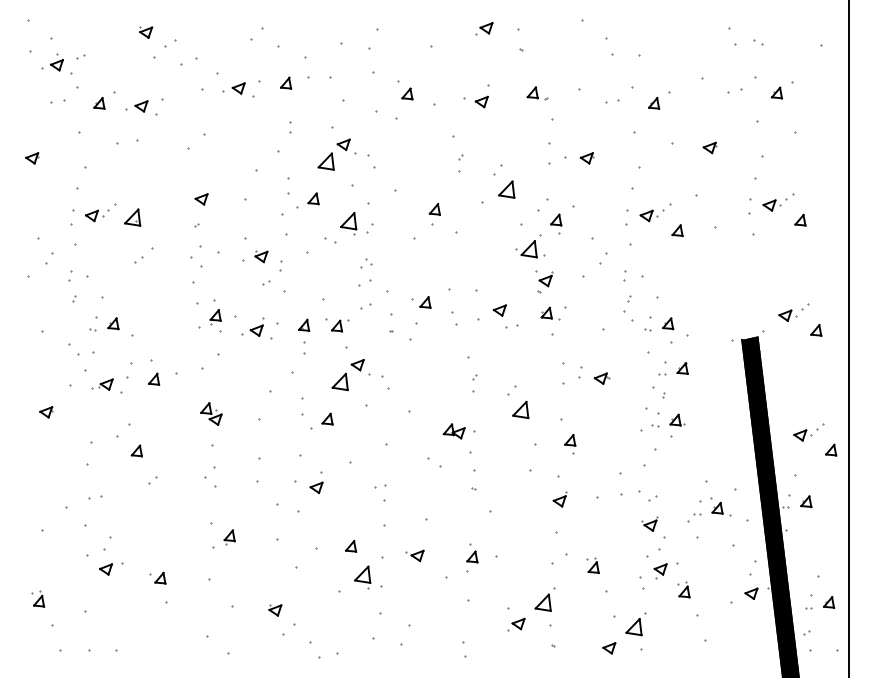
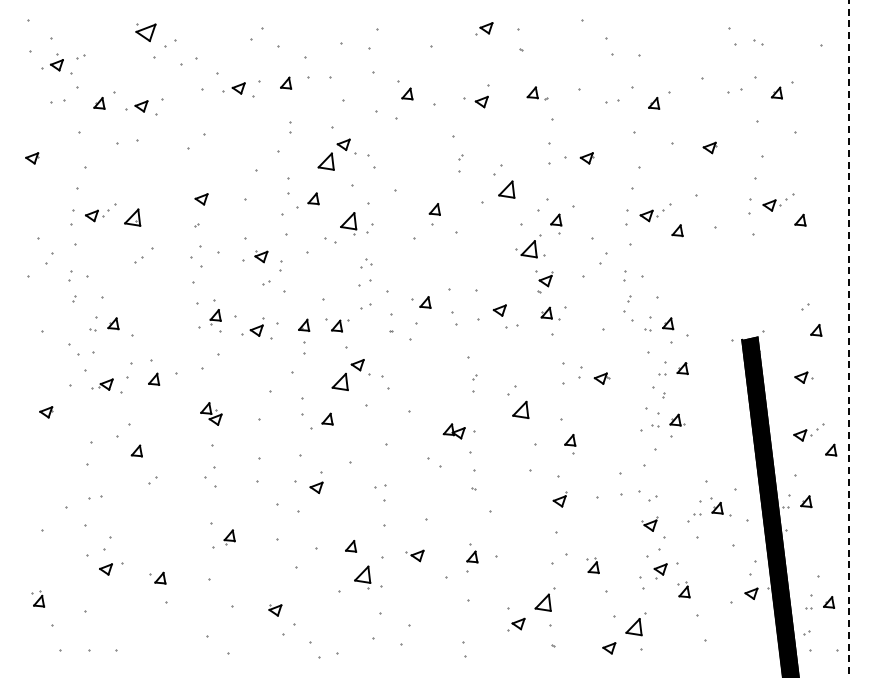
part size: 15x13 px -> 22x20 px (145, 32)
part position: (787, 315) -> (803, 377) (803, 377)
line: solid -> dashed (848, 339)
